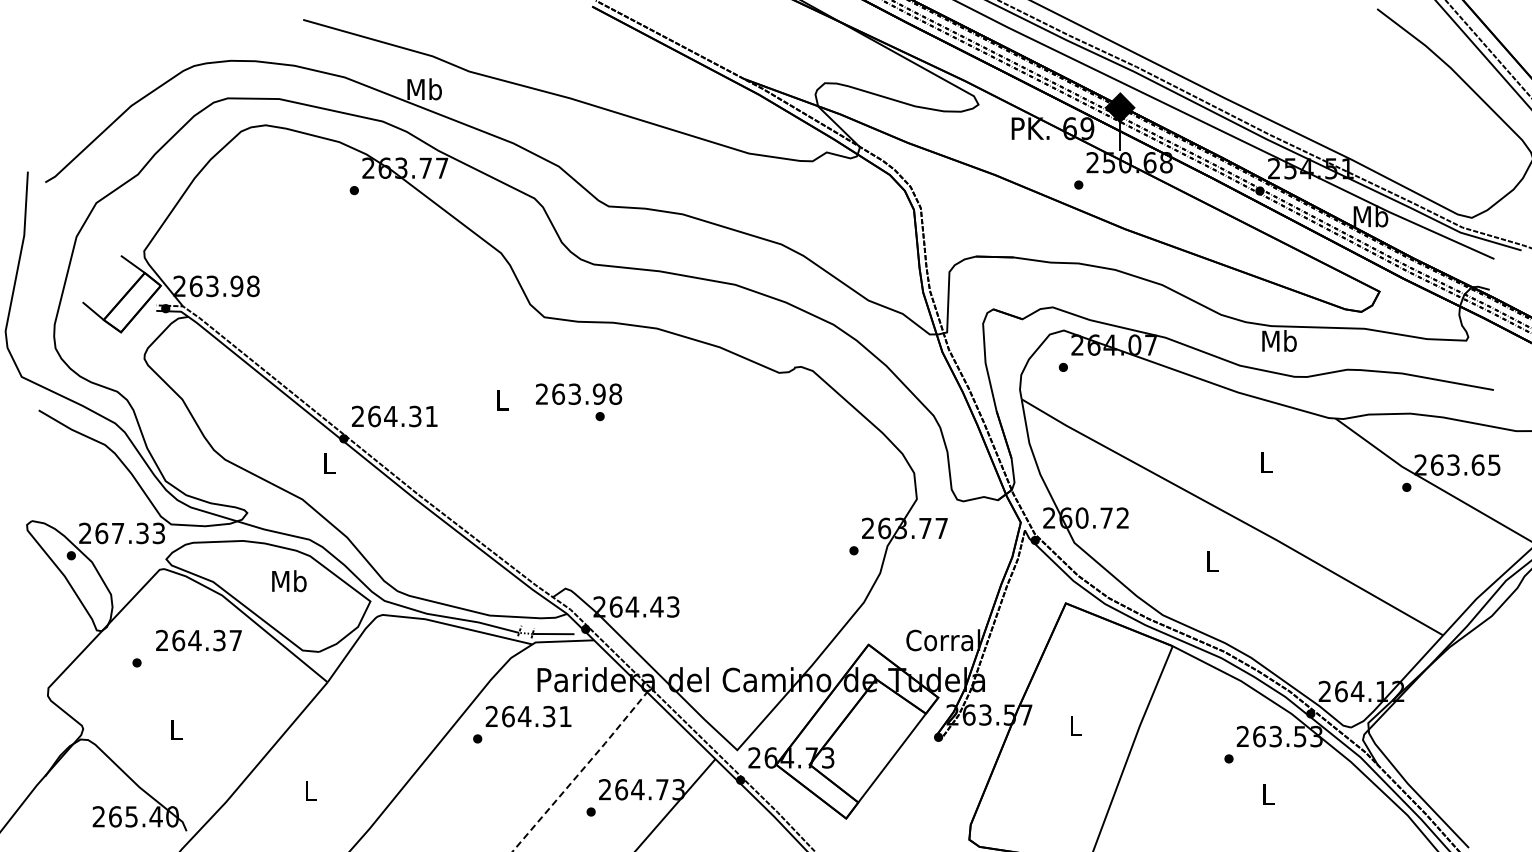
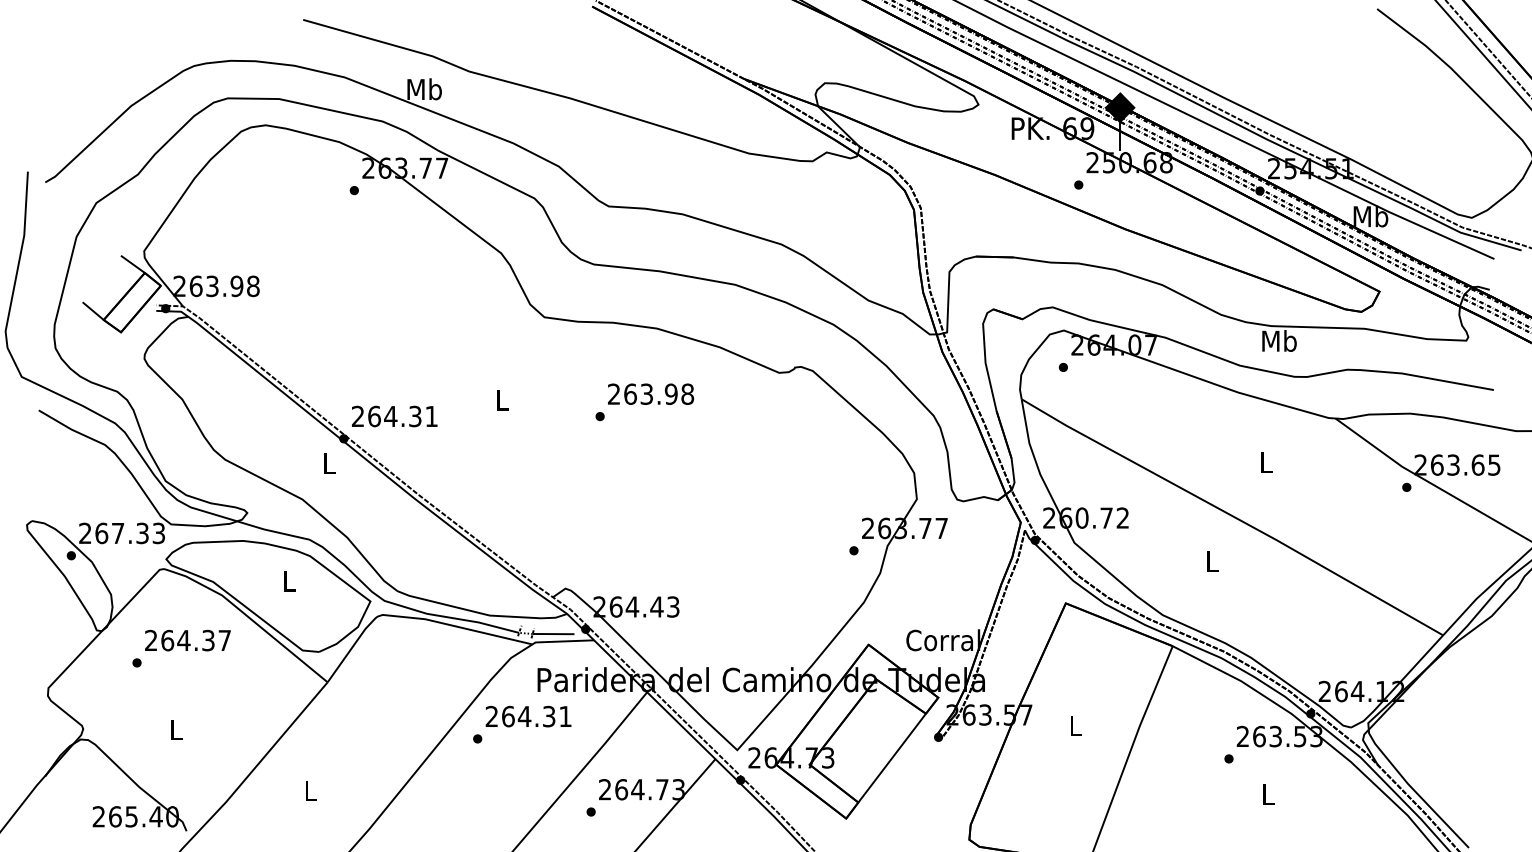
text position: (579, 393) -> (651, 393) (651, 393)
text: Mb -> L (289, 581)
text position: (198, 640) -> (187, 640) (187, 640)
line: dashed -> solid (581, 771)
